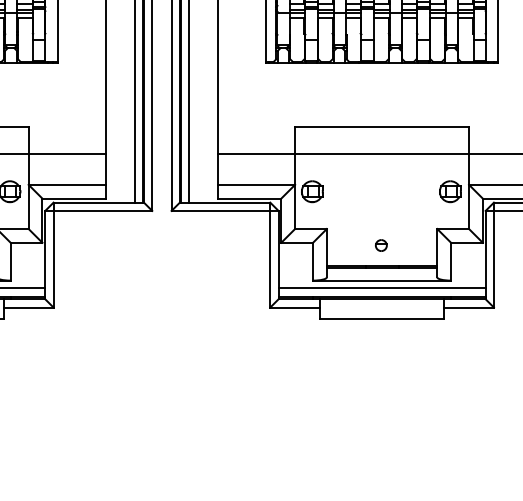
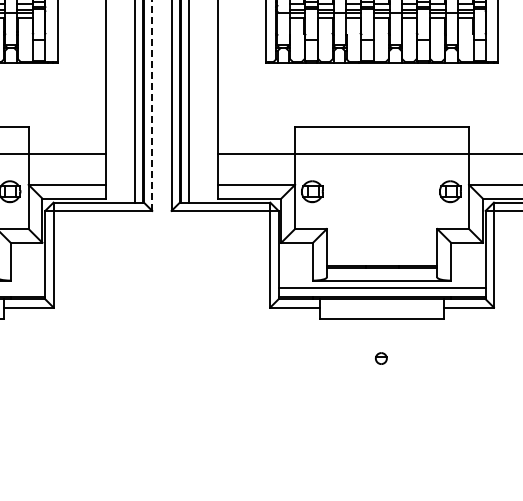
line: solid -> dashed (152, 106)
part position: (381, 245) -> (381, 358) (381, 358)
line: present -> none (23, 288)
